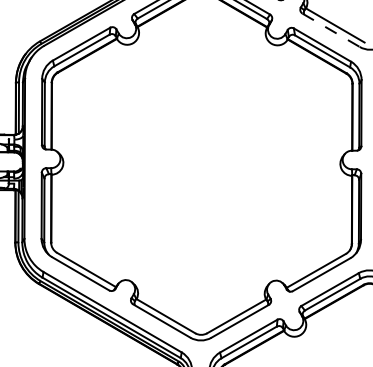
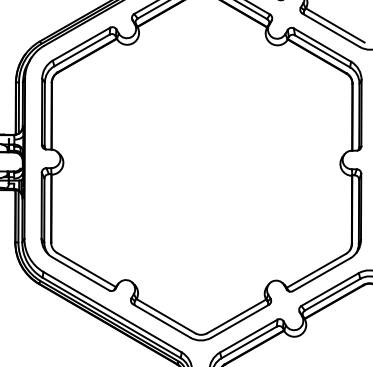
line: dashed -> solid (331, 30)
